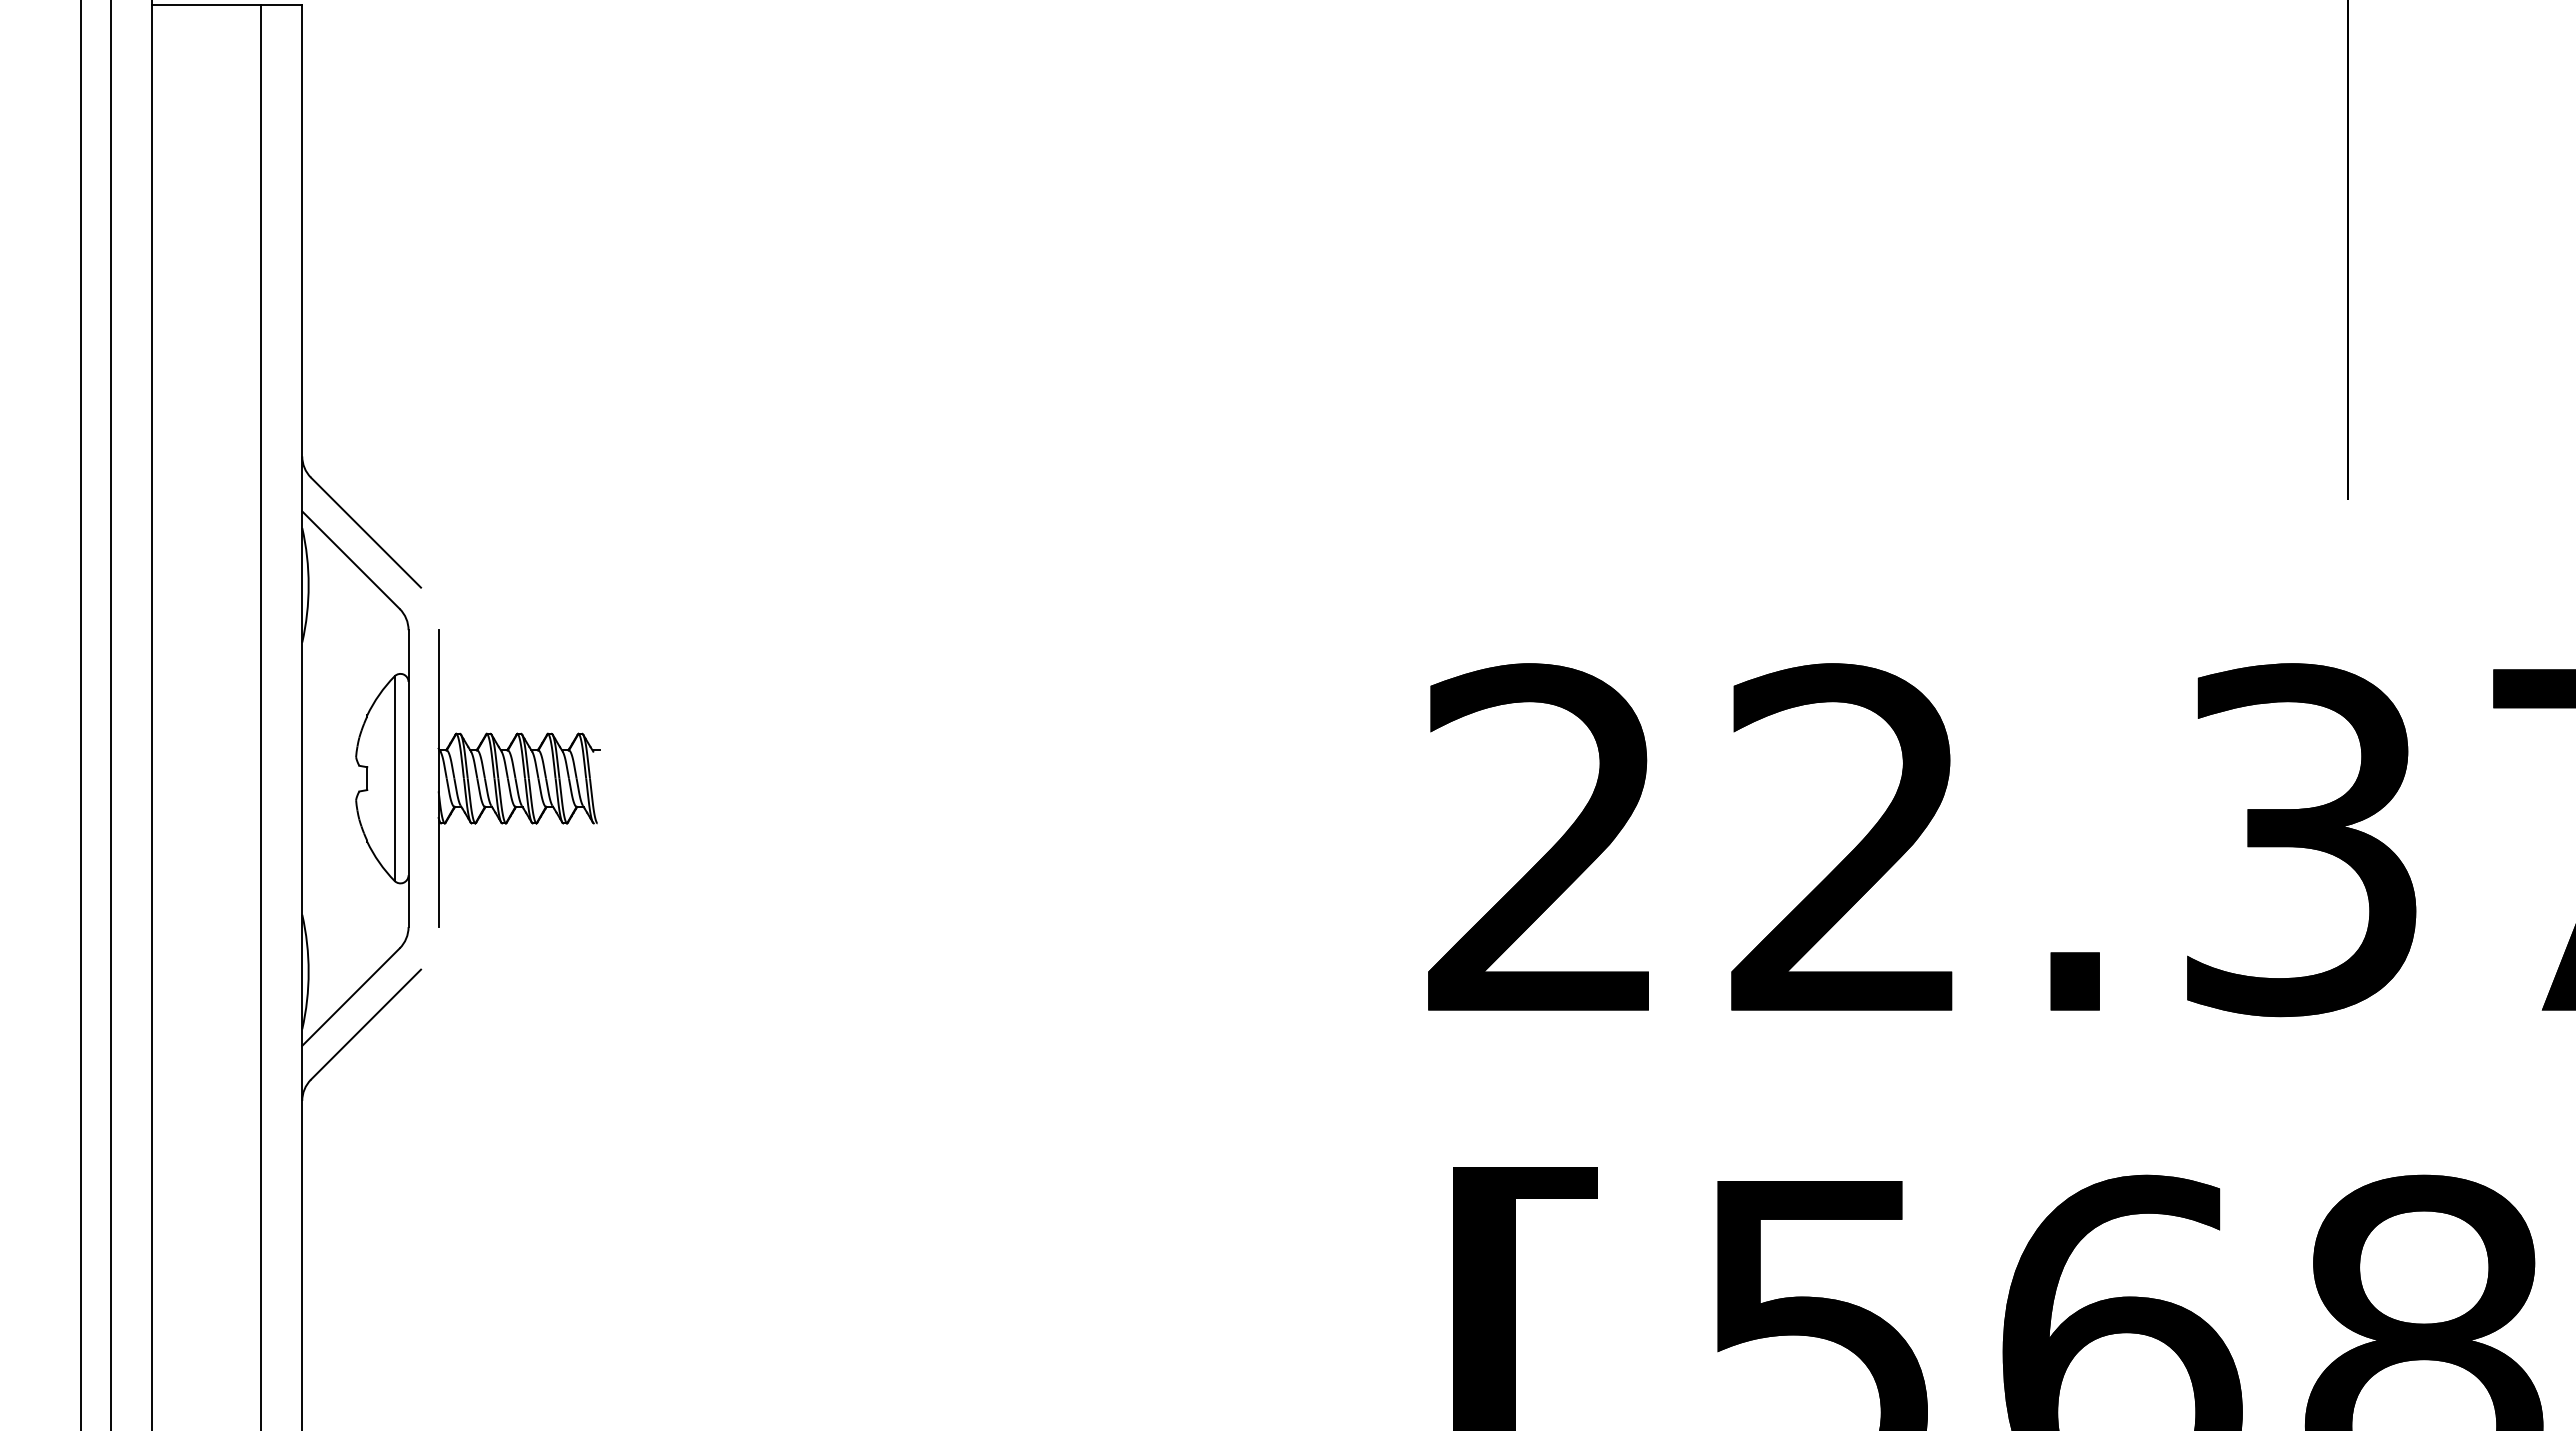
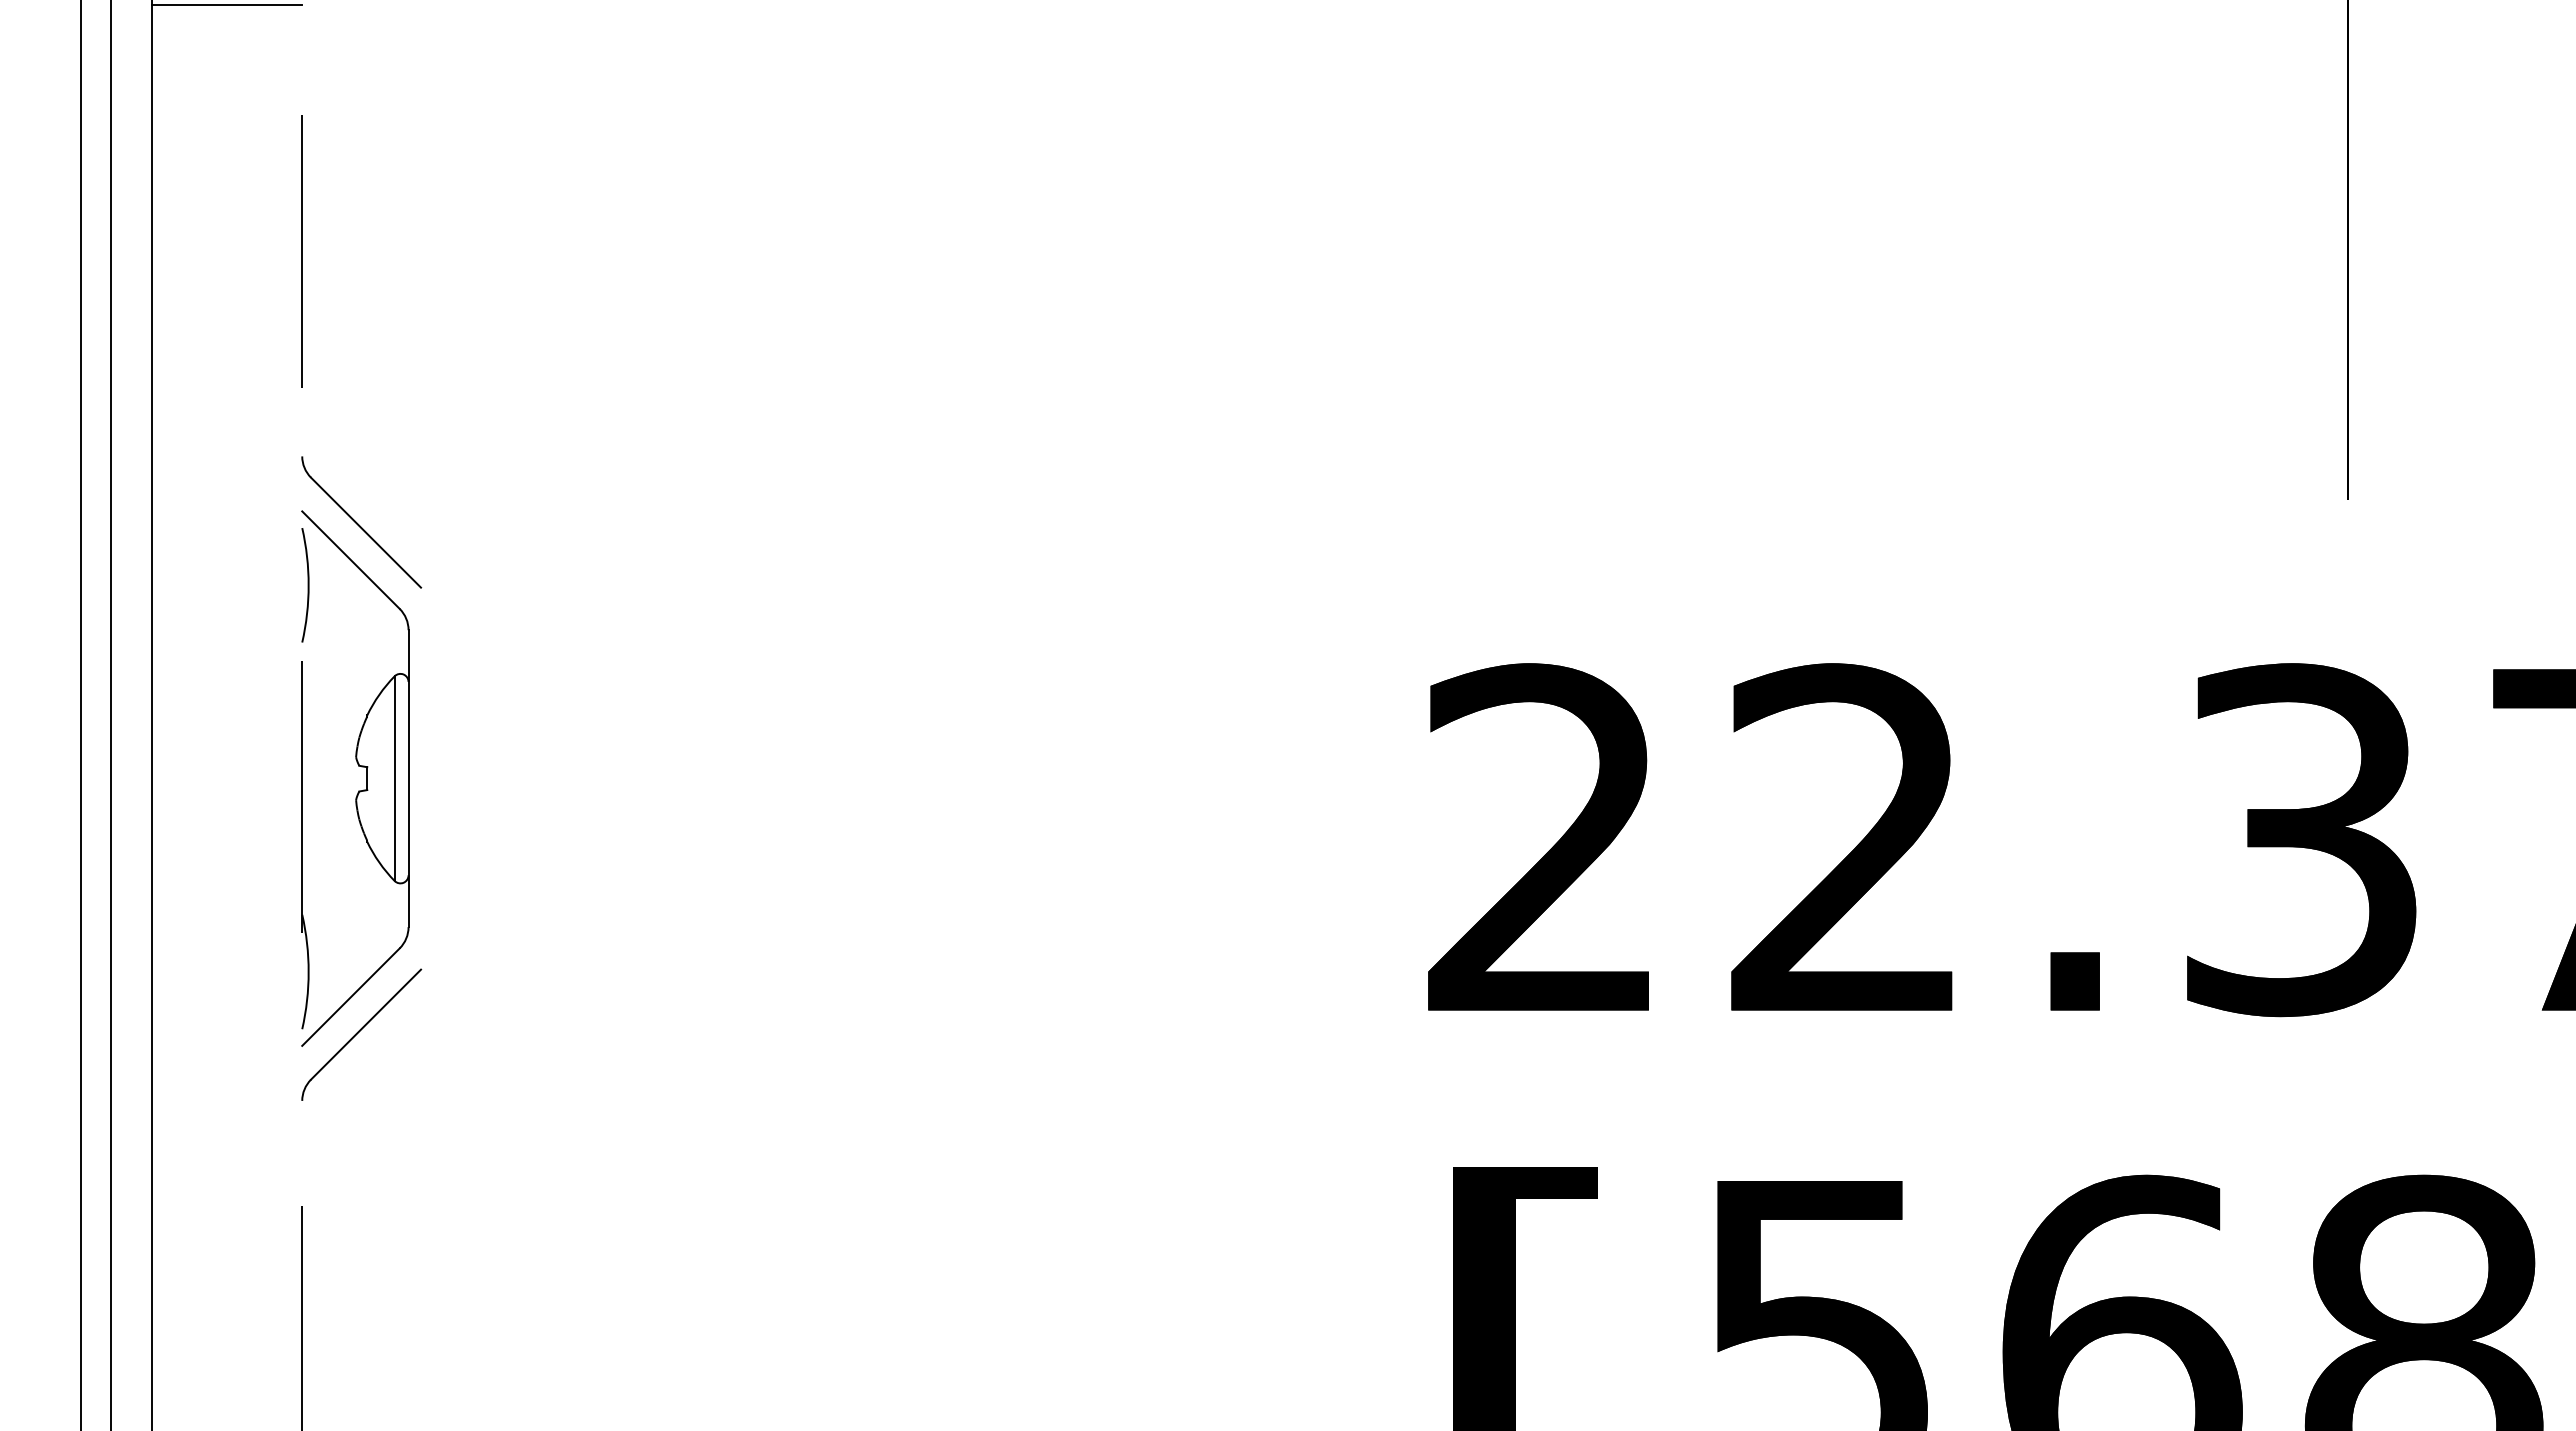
line: present -> none (261, 716)
line: solid -> dashed (302, 718)
part: present -> none (518, 778)
